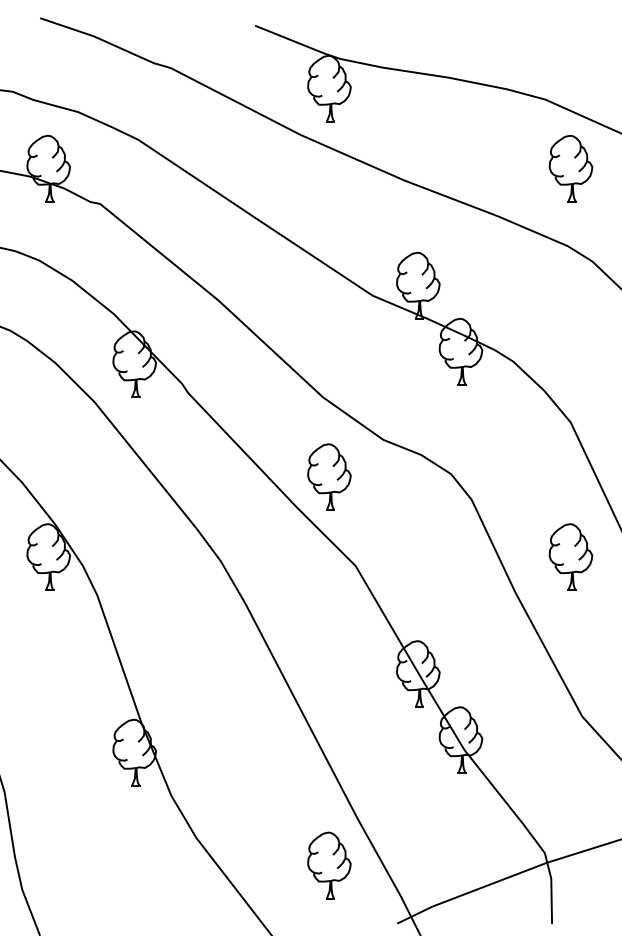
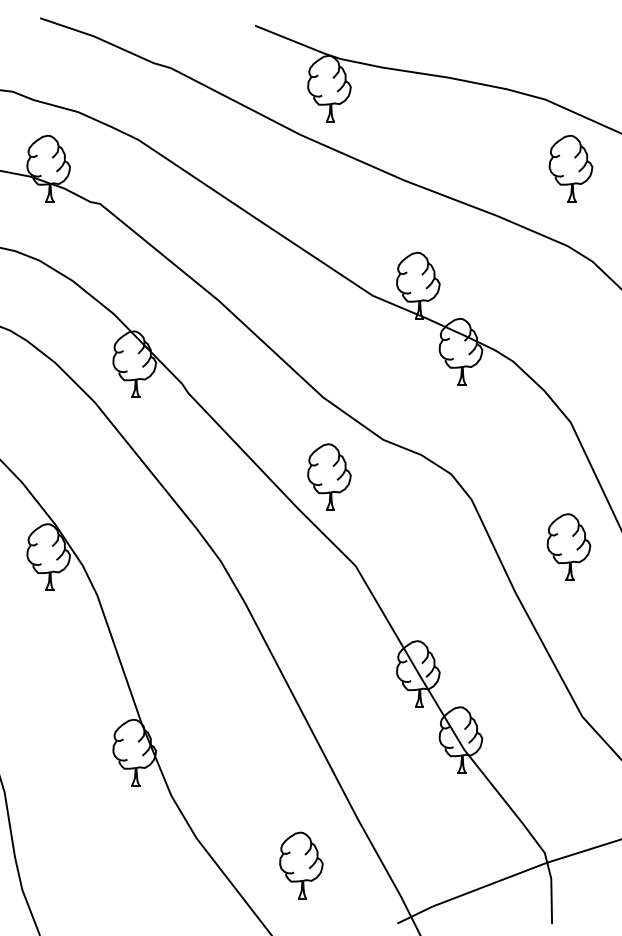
part position: (570, 556) -> (568, 546) (568, 546)
part position: (329, 865) -> (301, 865) (301, 865)
